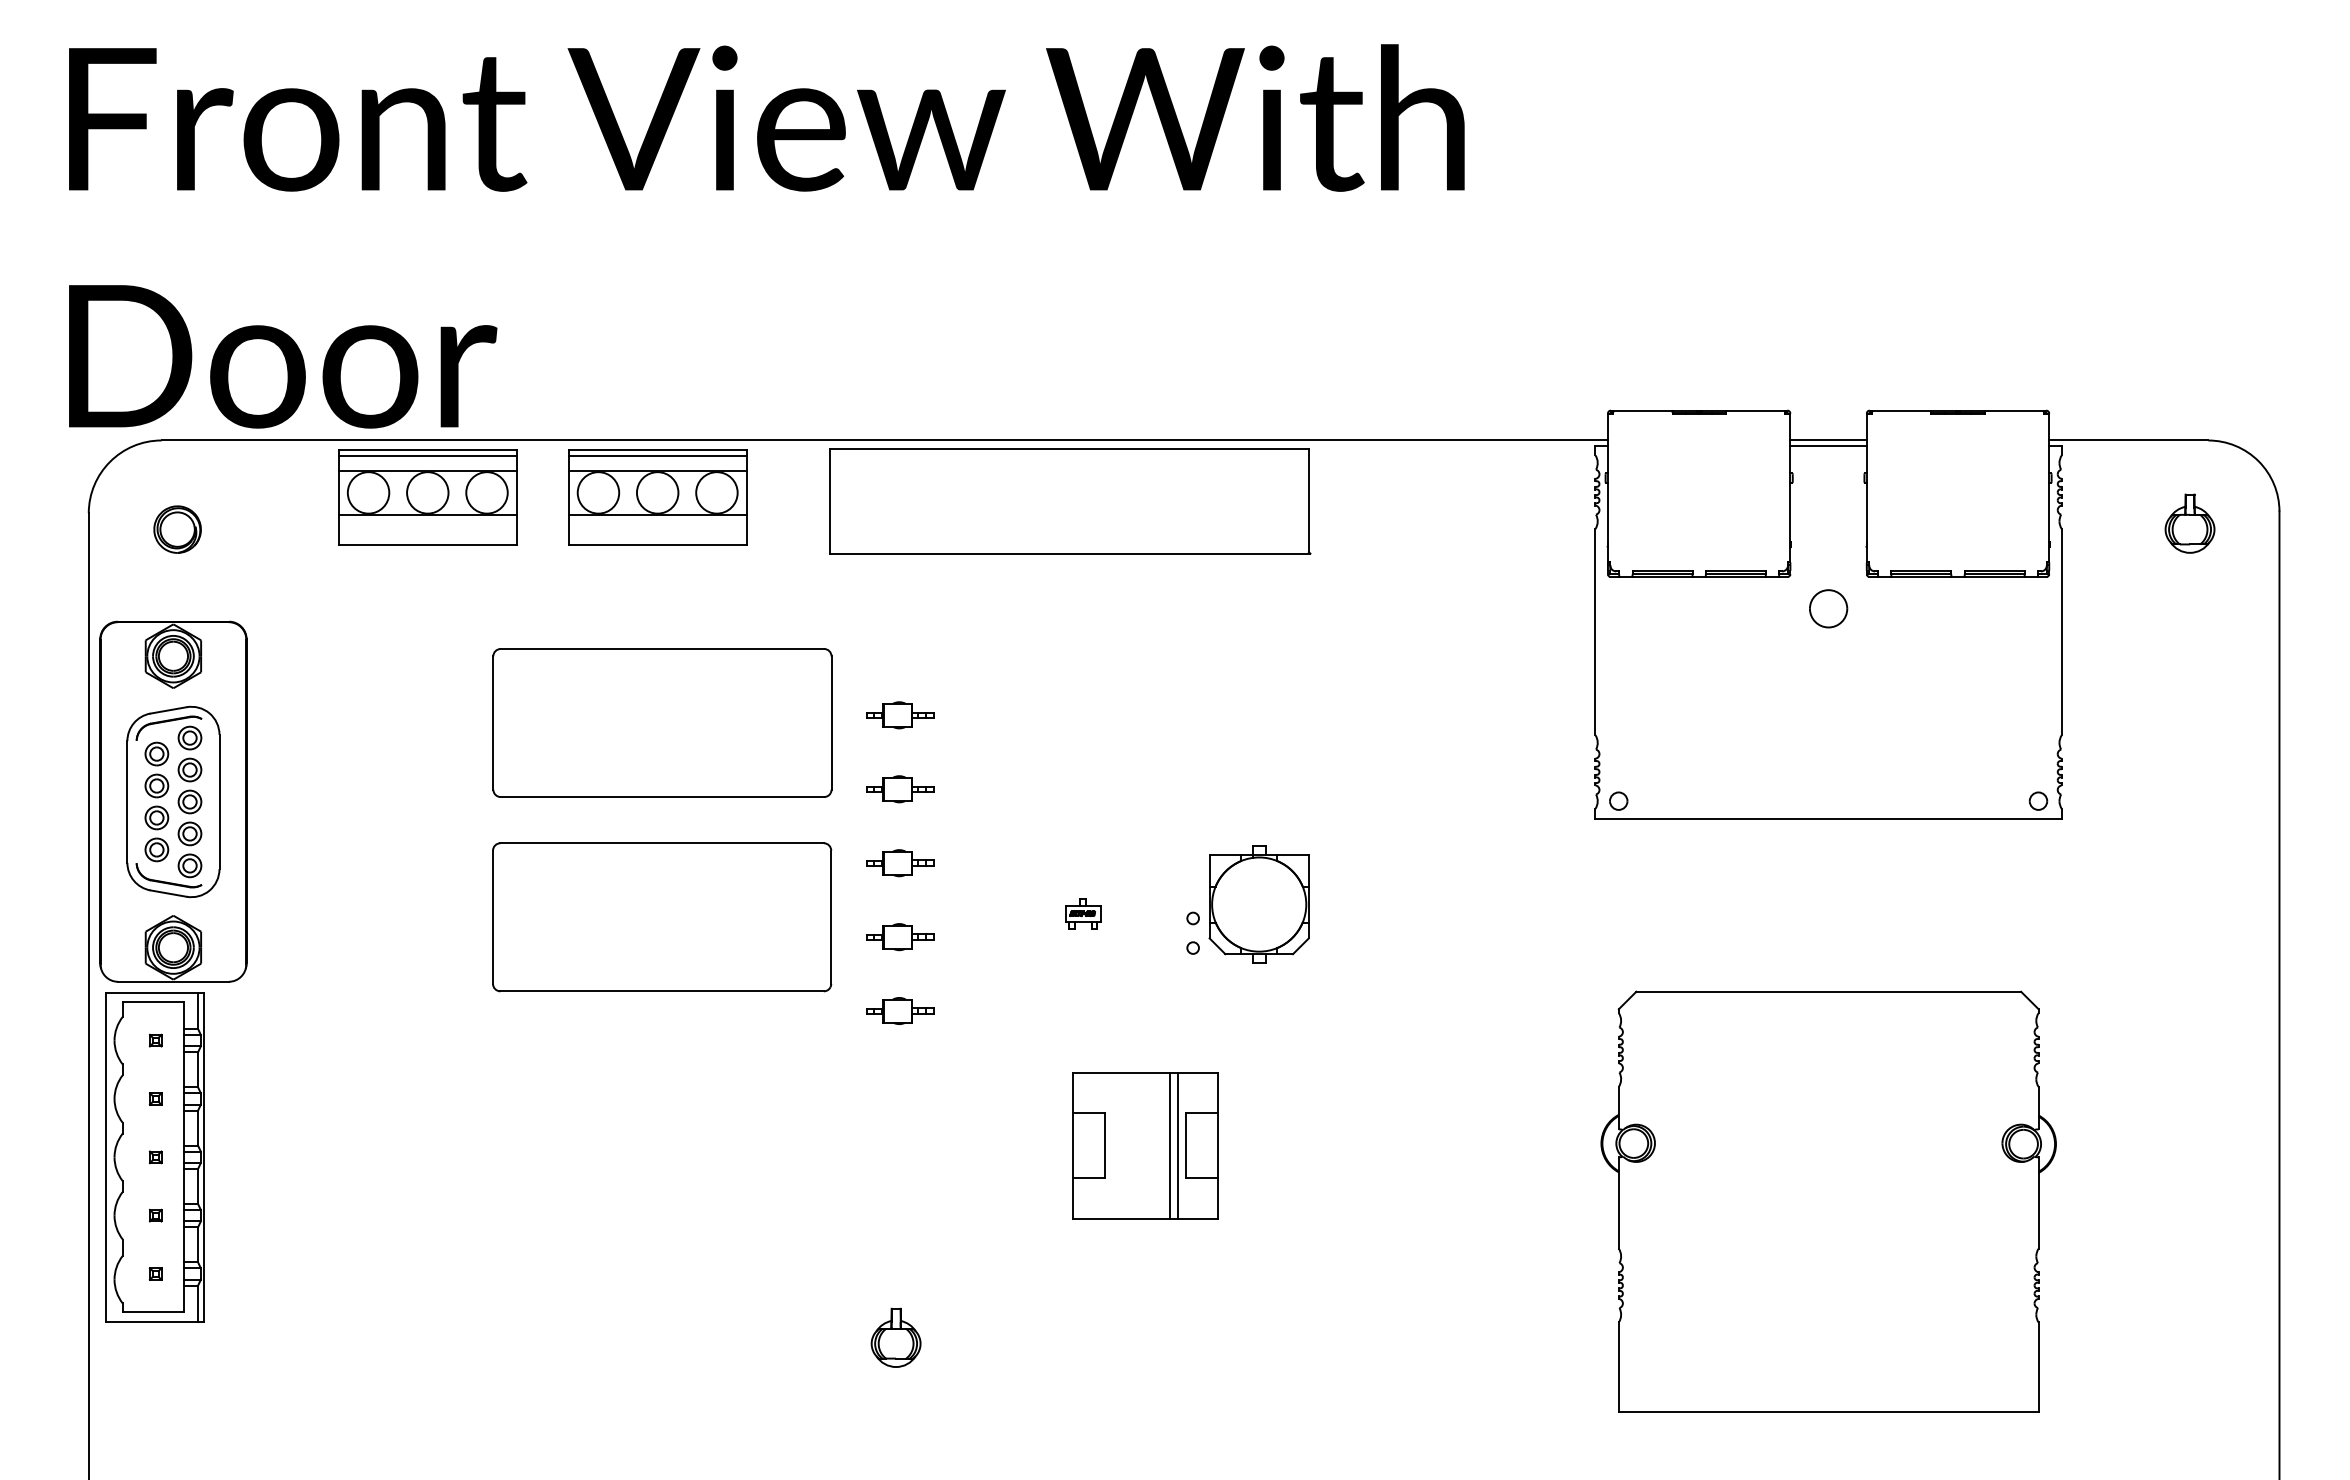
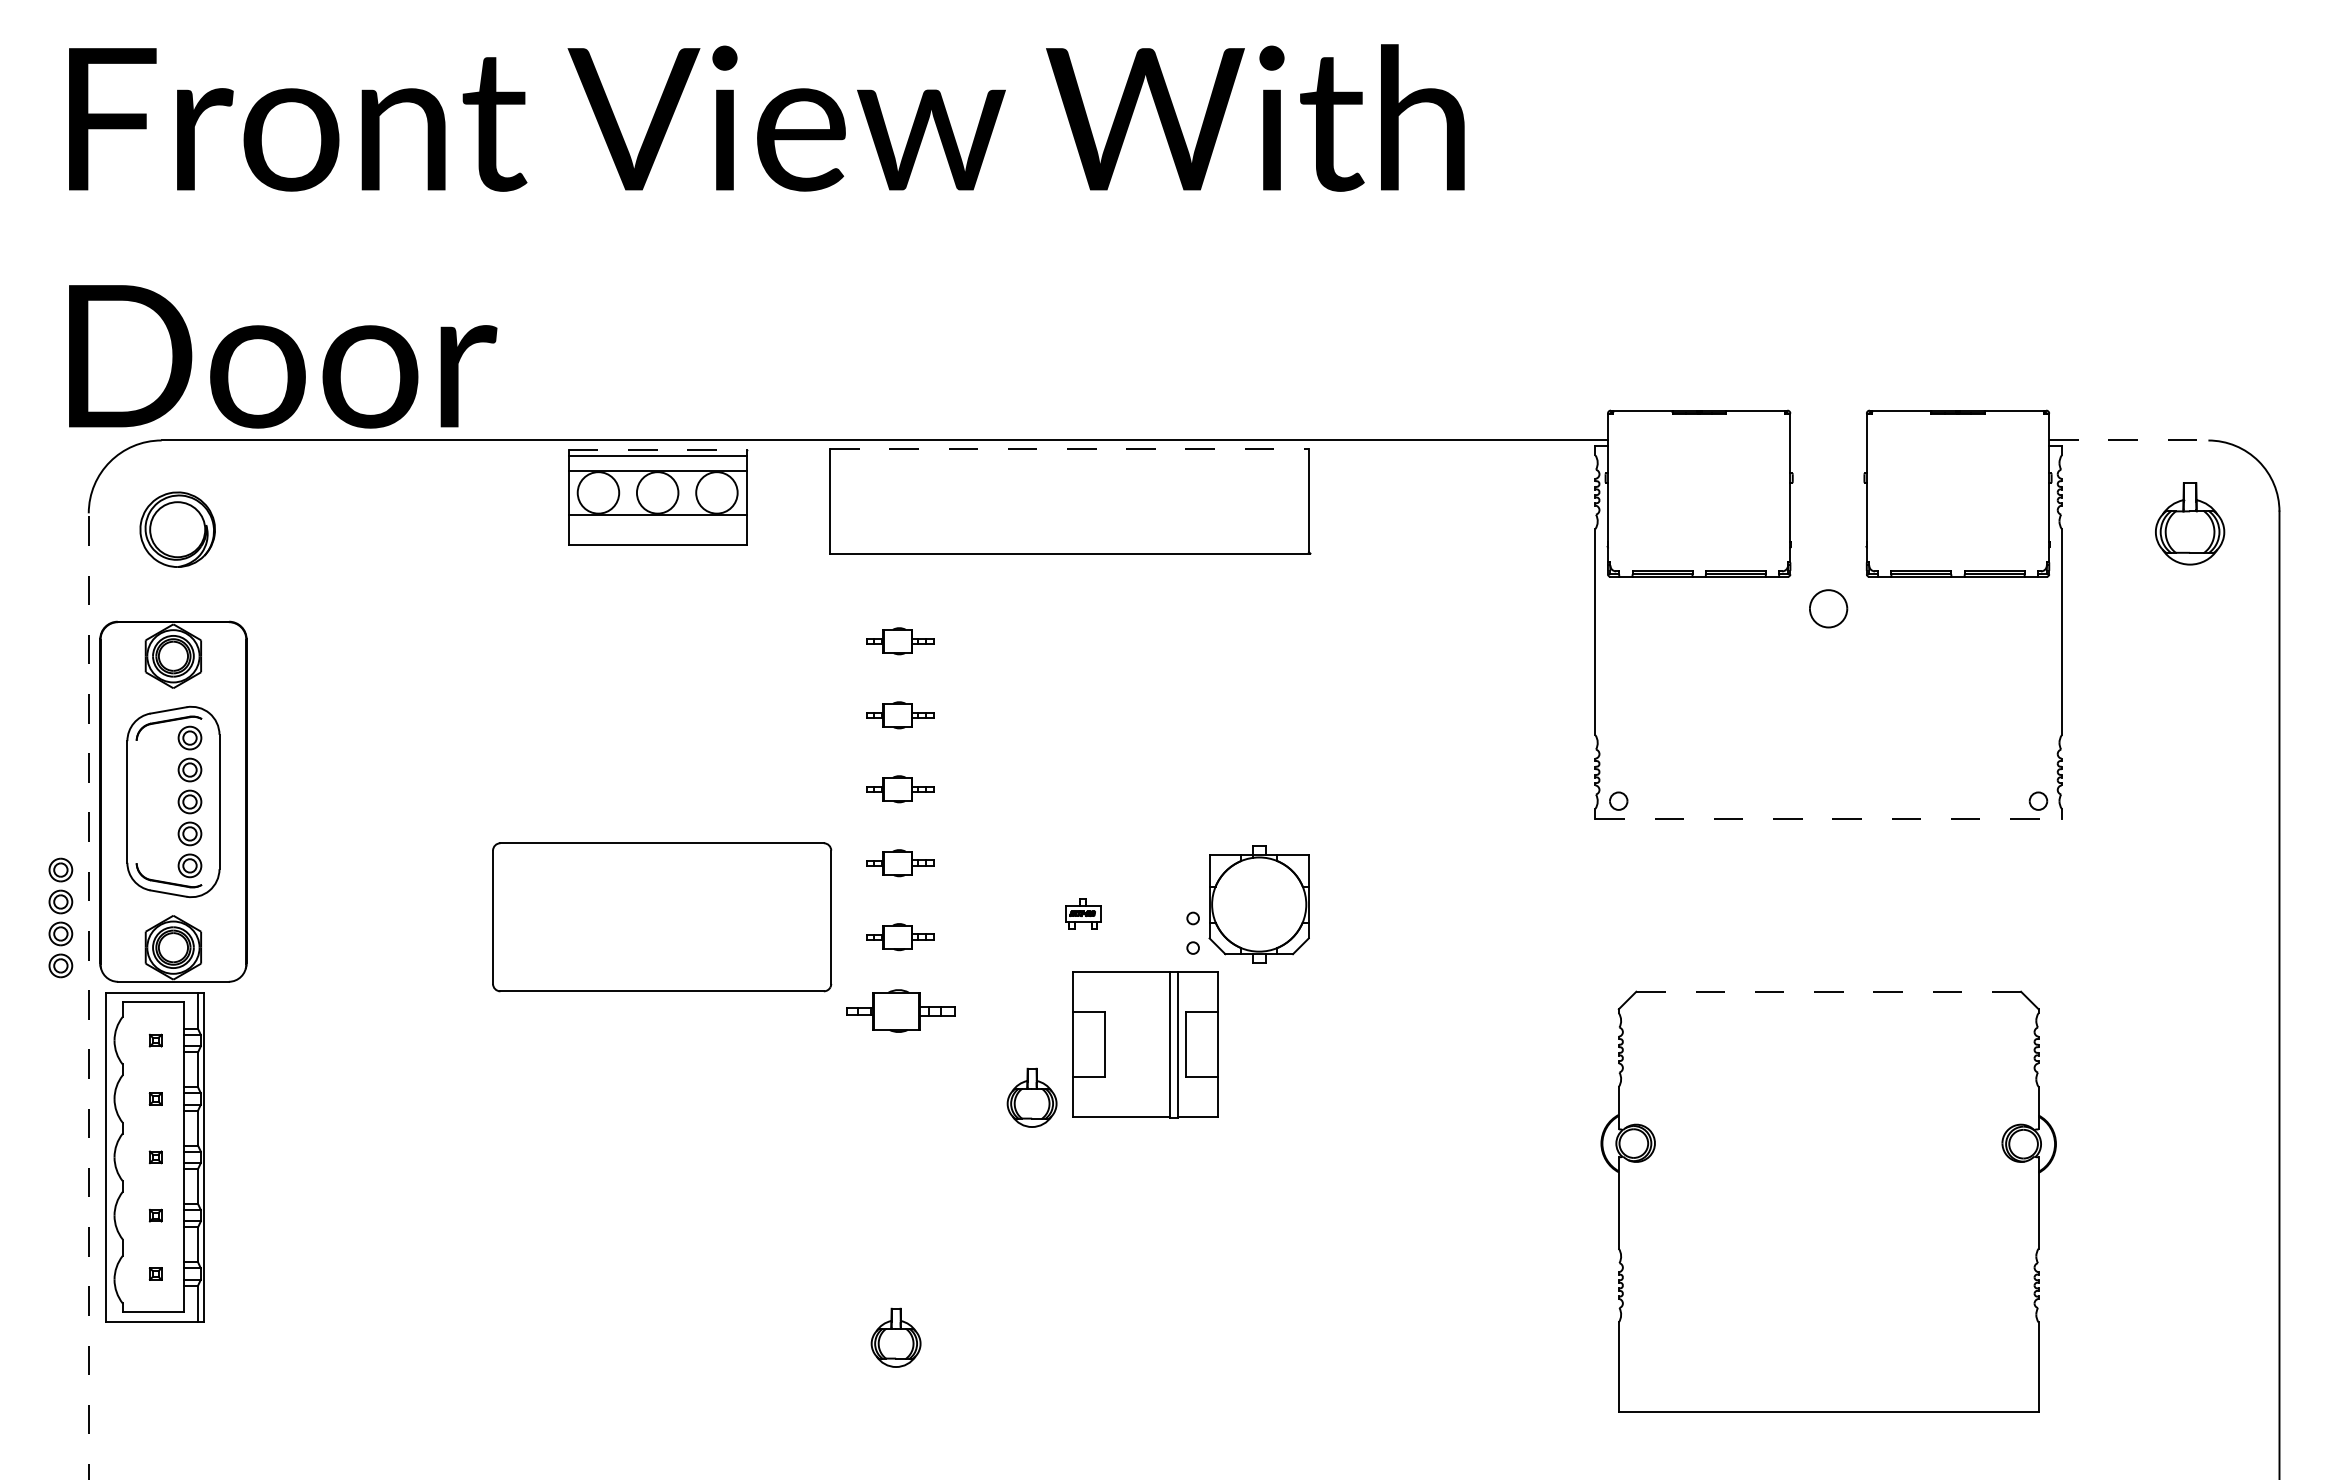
line: present -> none (1828, 440)
line: solid -> dashed (2128, 440)
line: present -> none (1828, 445)
line: solid -> dashed (1069, 448)
line: solid -> dashed (657, 449)
part: present -> none (427, 497)
part size: 52x61 px -> 71x84 px (2190, 523)
part size: 49x49 px -> 77x77 px (177, 529)
part: none -> present (900, 641)
part: present -> none (662, 722)
part position: (156, 801) -> (60, 917) (60, 917)
line: solid -> dashed (1829, 818)
line: solid -> dashed (1829, 991)
line: solid -> dashed (88, 996)
part size: 69x28 px -> 110x44 px (900, 1010)
part: none -> present (1031, 1097)
part position: (1145, 1145) -> (1145, 1044) (1145, 1044)
